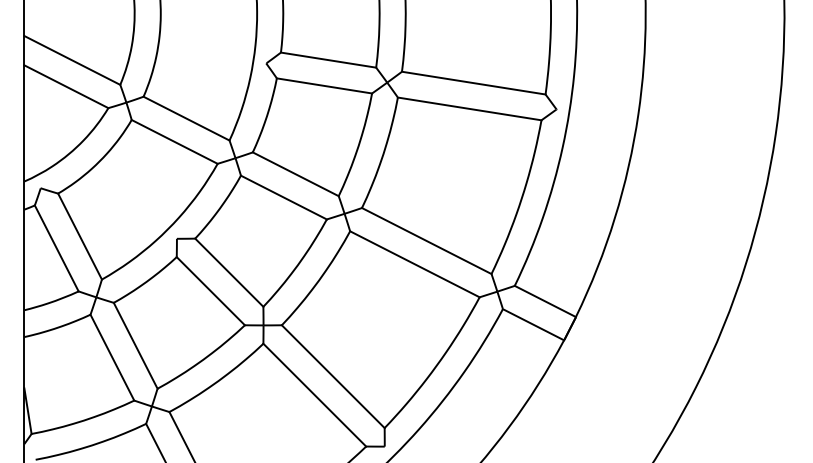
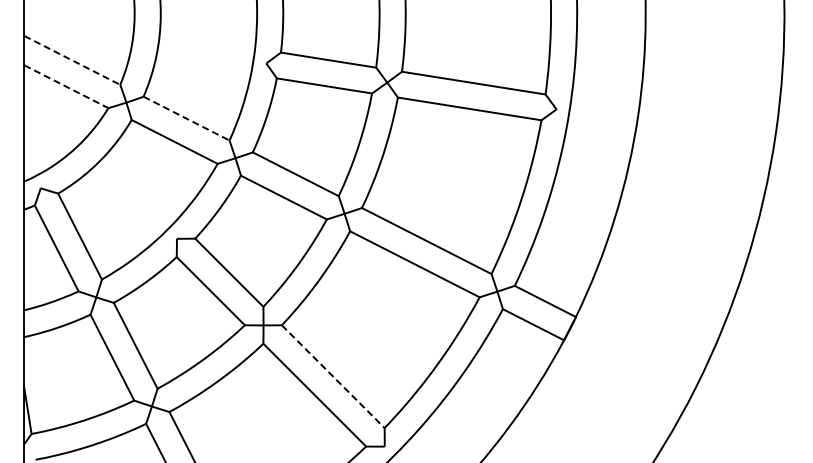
line: solid -> dashed (72, 60)
line: solid -> dashed (66, 86)
line: solid -> dashed (187, 118)
line: solid -> dashed (333, 376)
